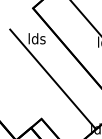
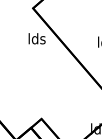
line: present -> none (85, 17)
line: present -> none (52, 78)
